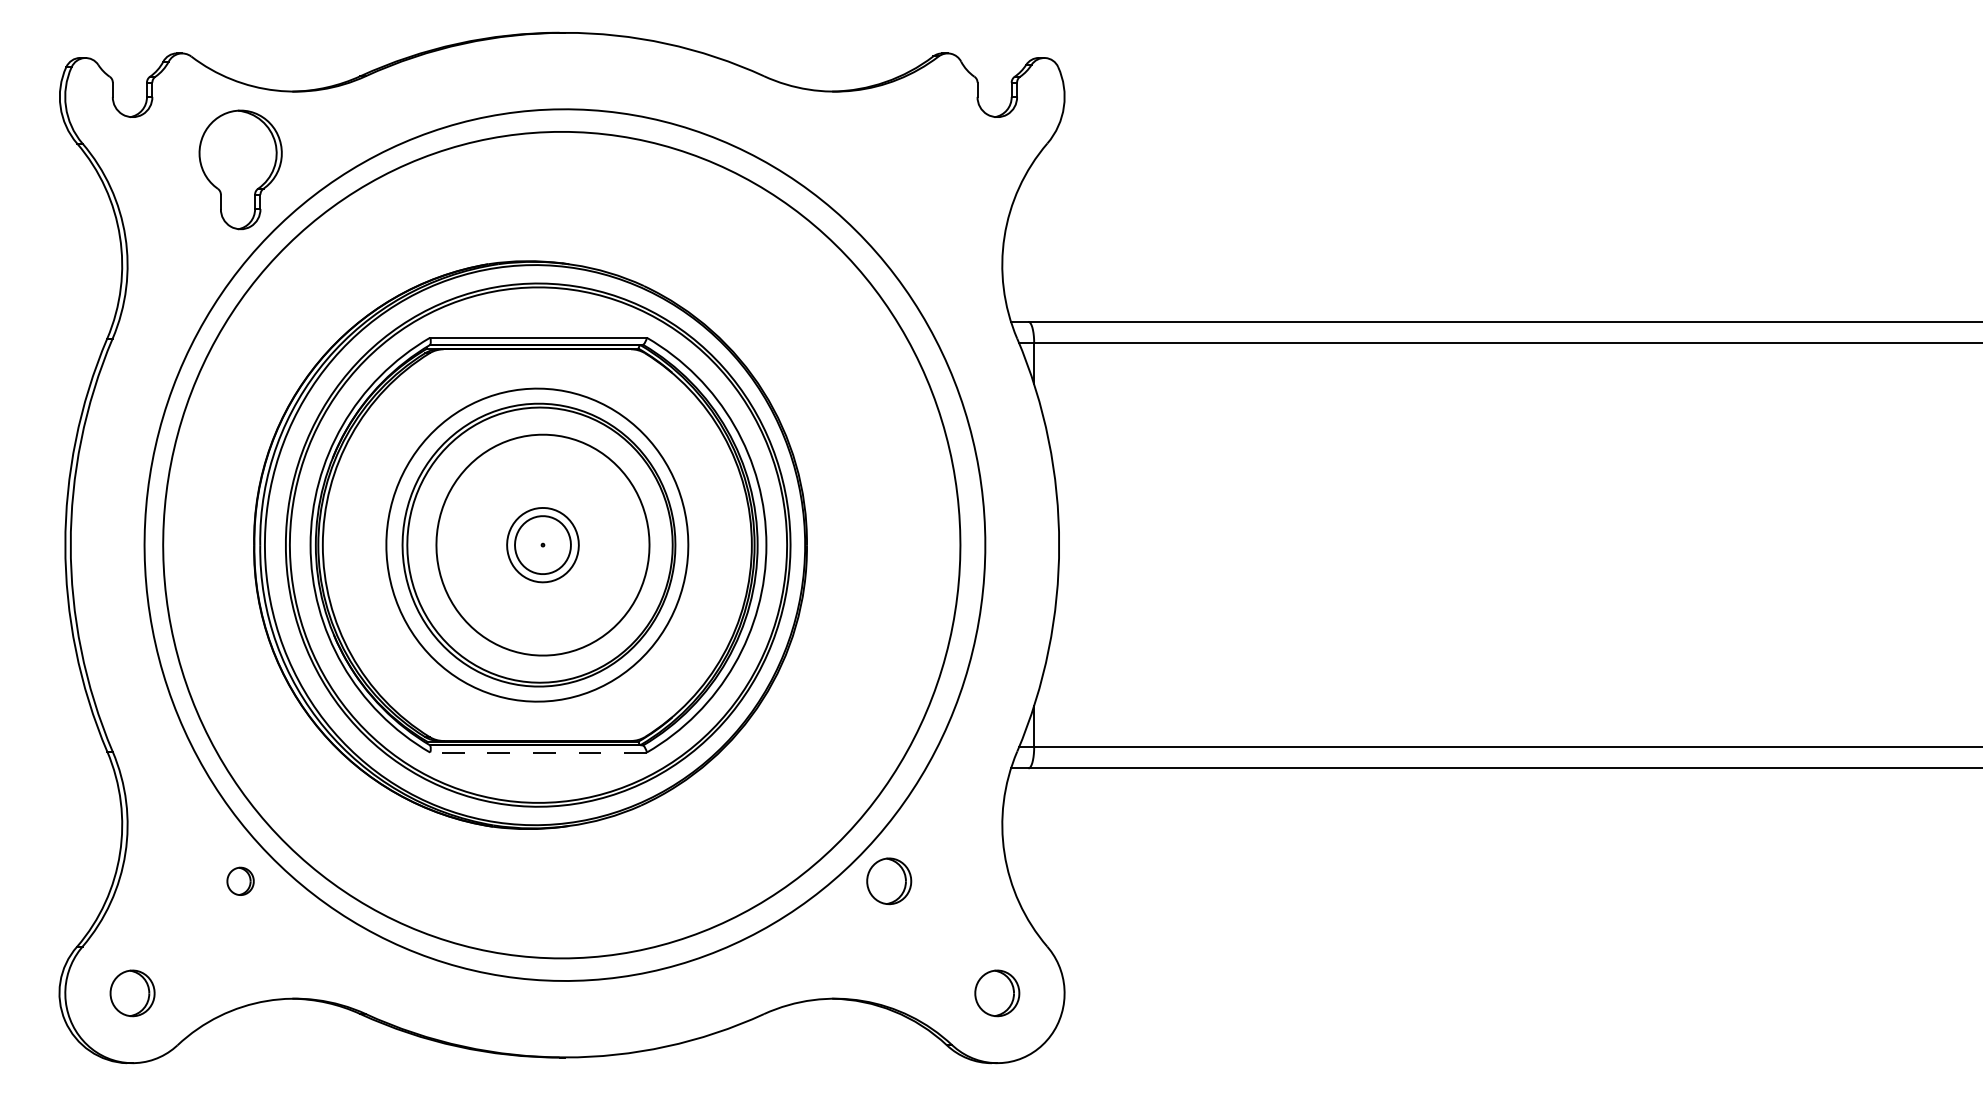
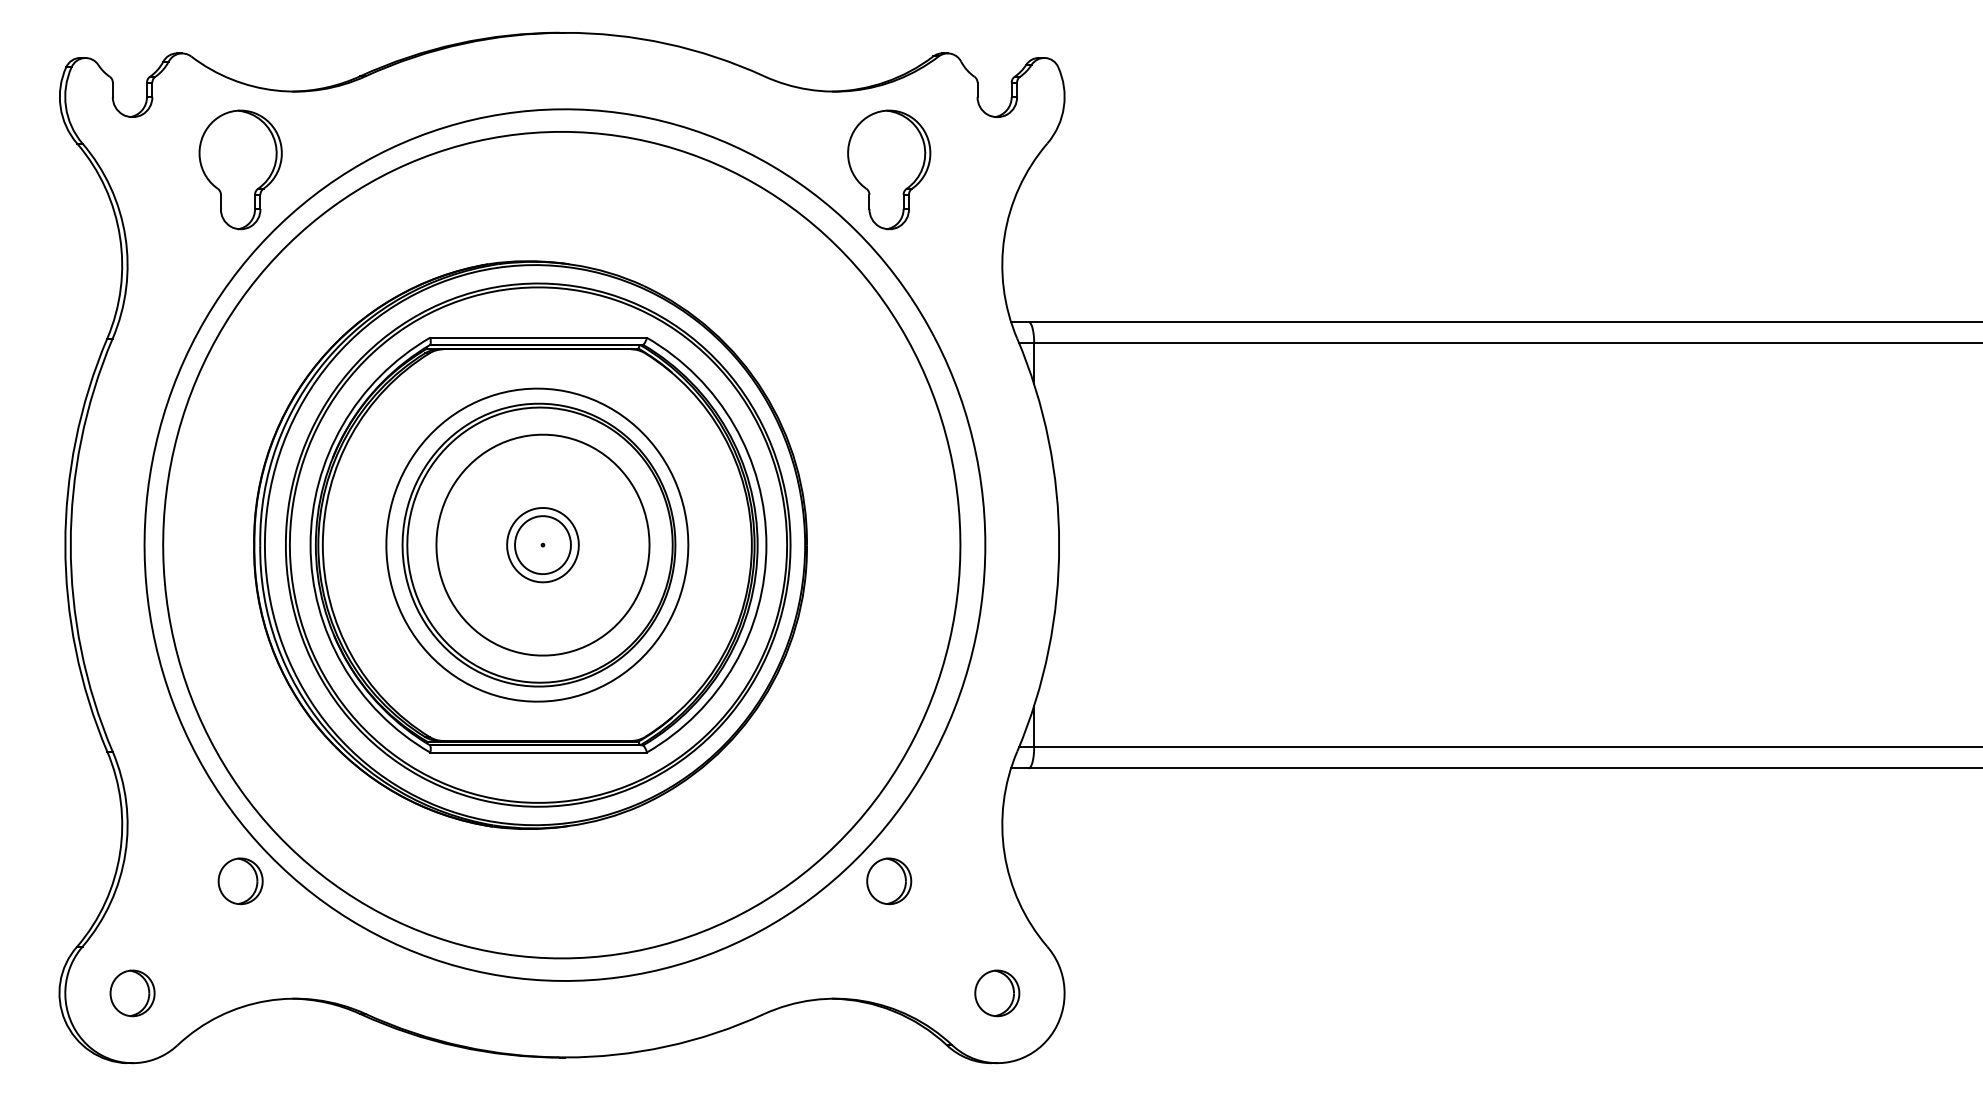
part: none -> present (889, 169)
line: dashed -> solid (538, 752)
part size: 29x30 px -> 47x49 px (240, 881)
